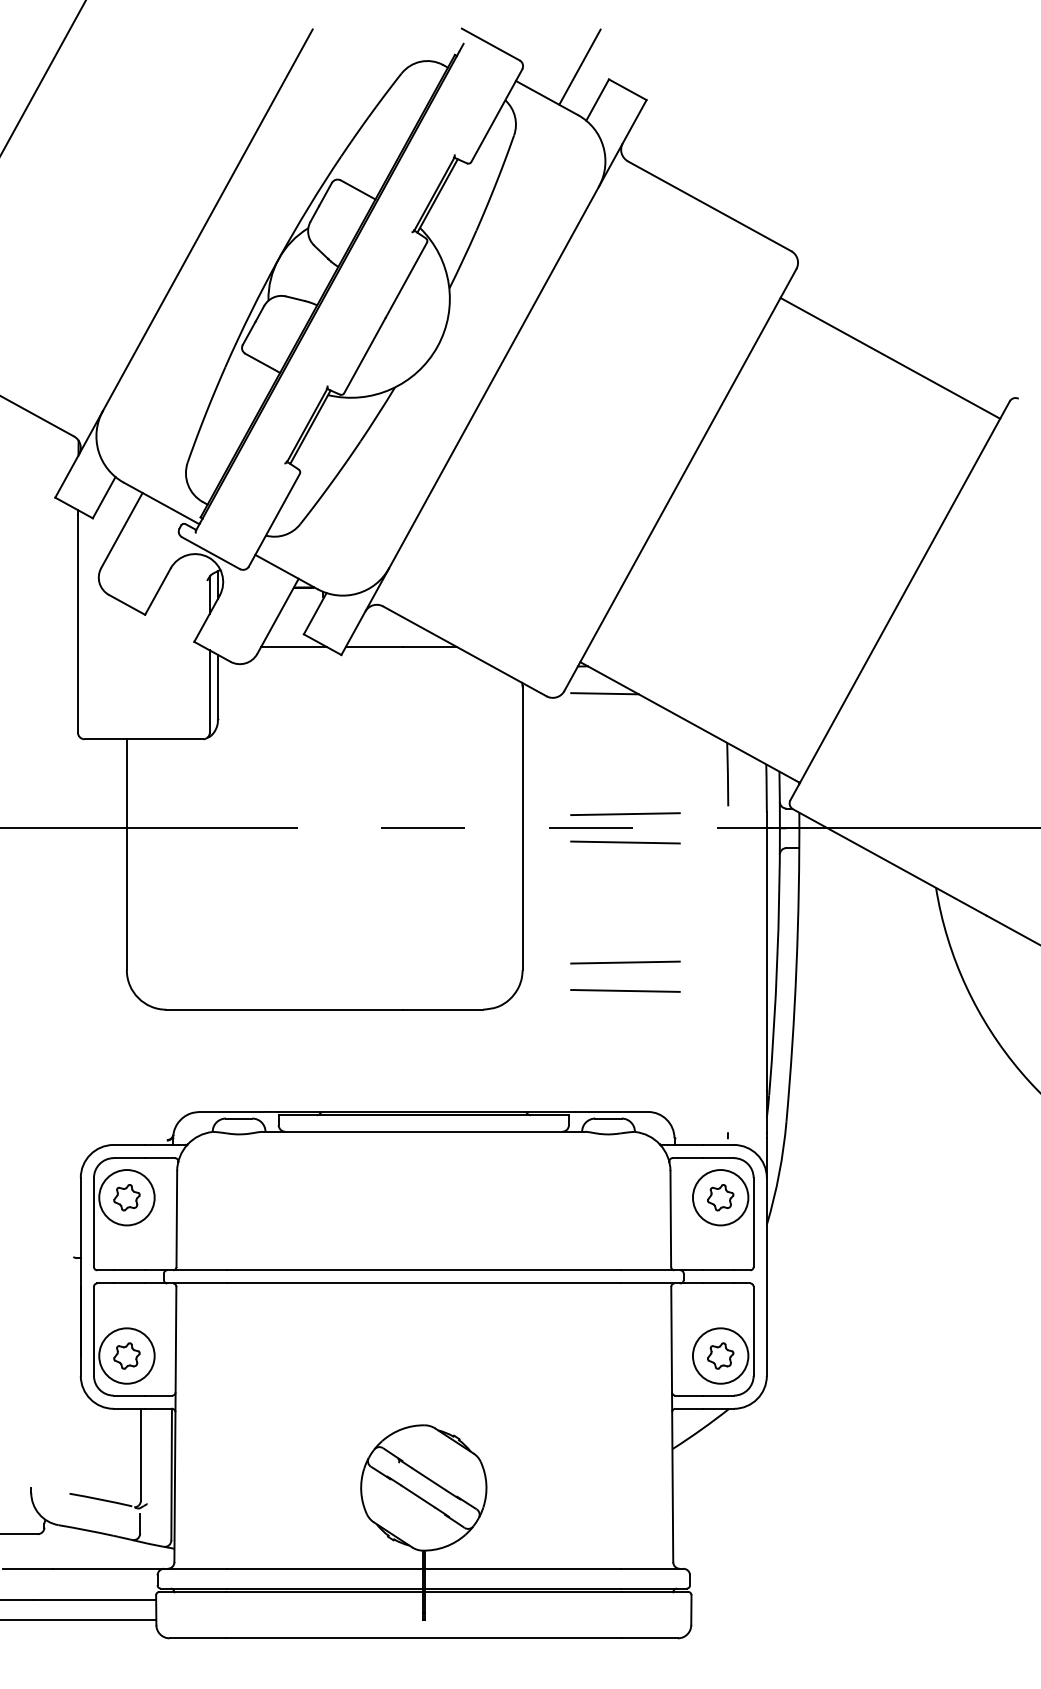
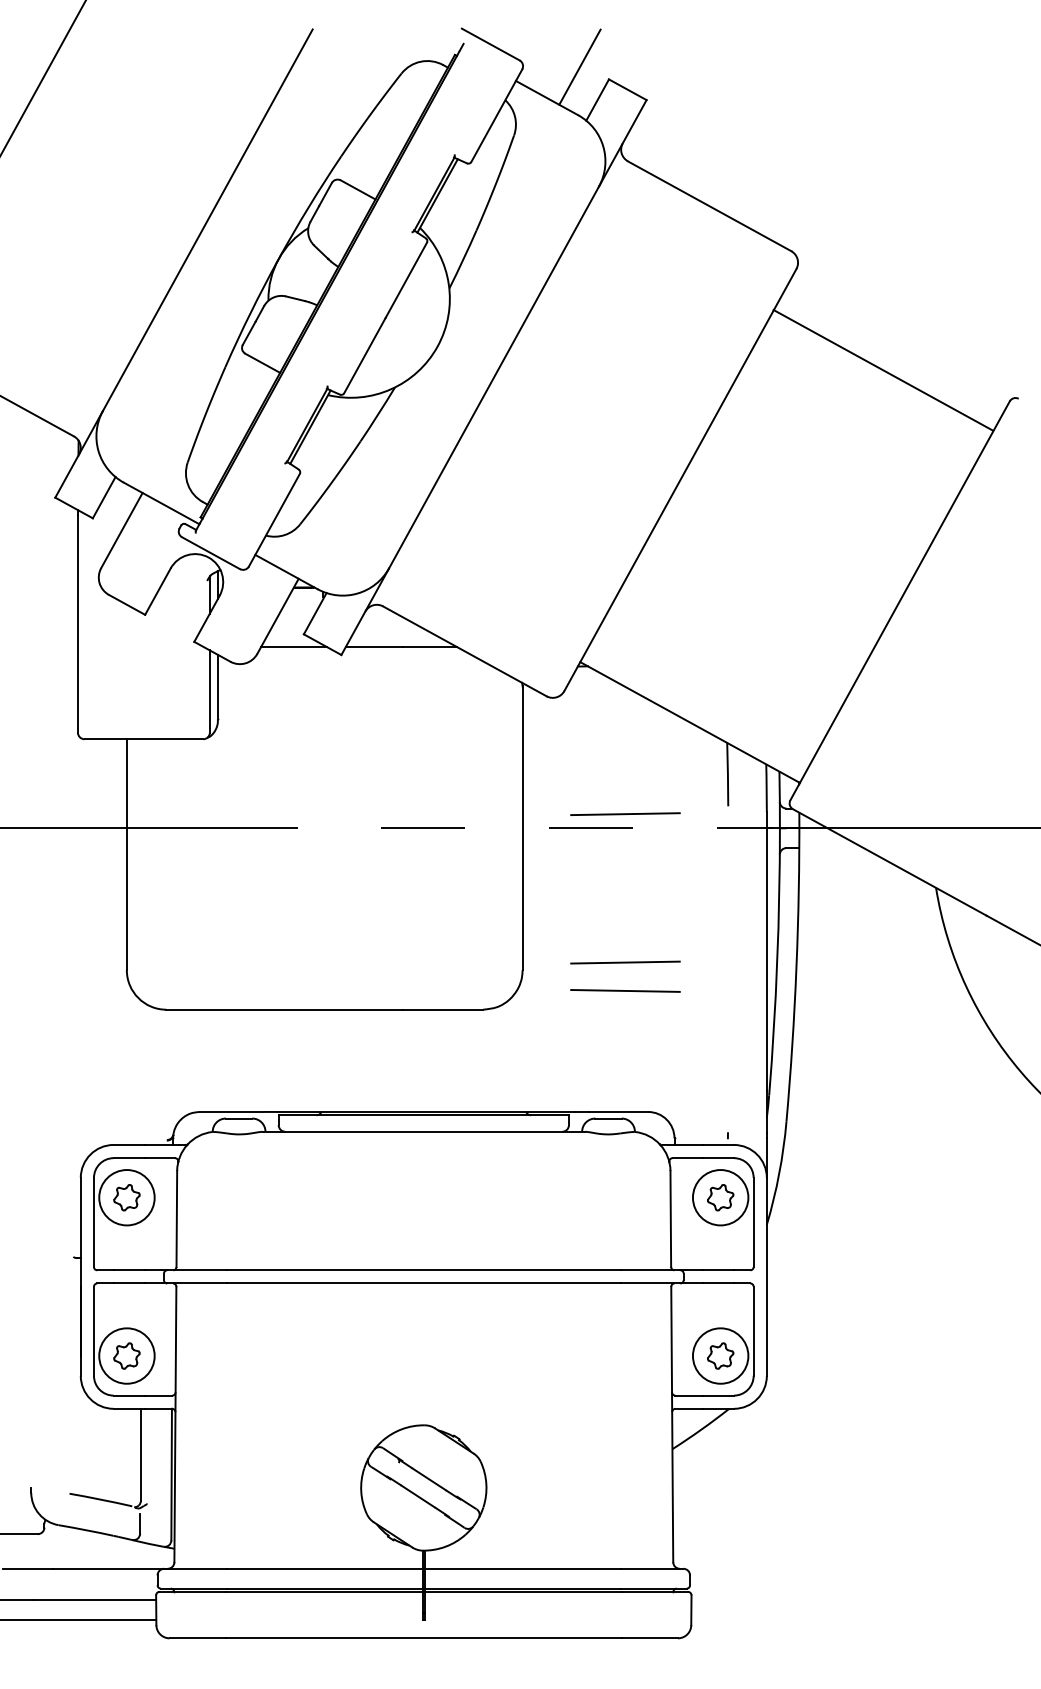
line position: (890, 357) -> (883, 369) (883, 369)
line: present -> none (604, 693)
line: present -> none (625, 842)
